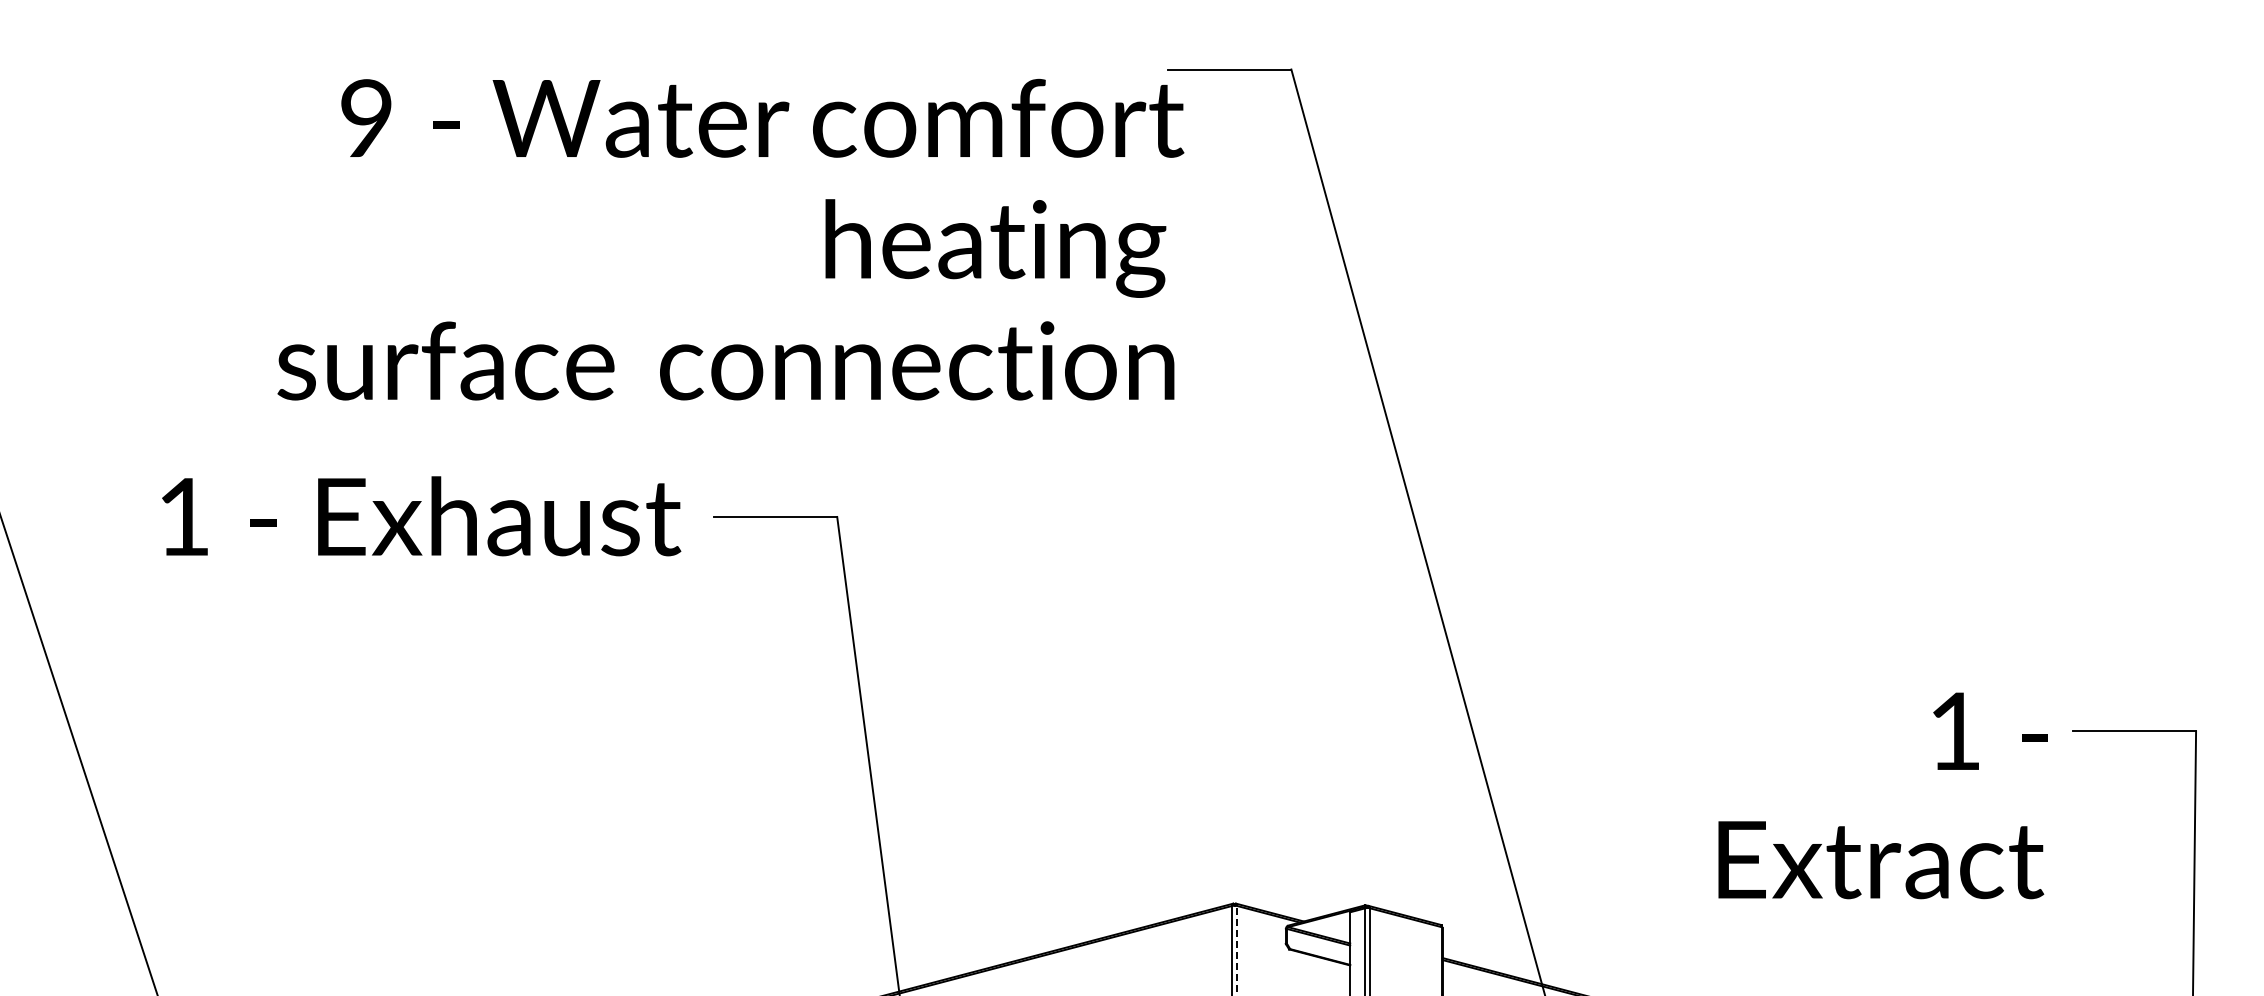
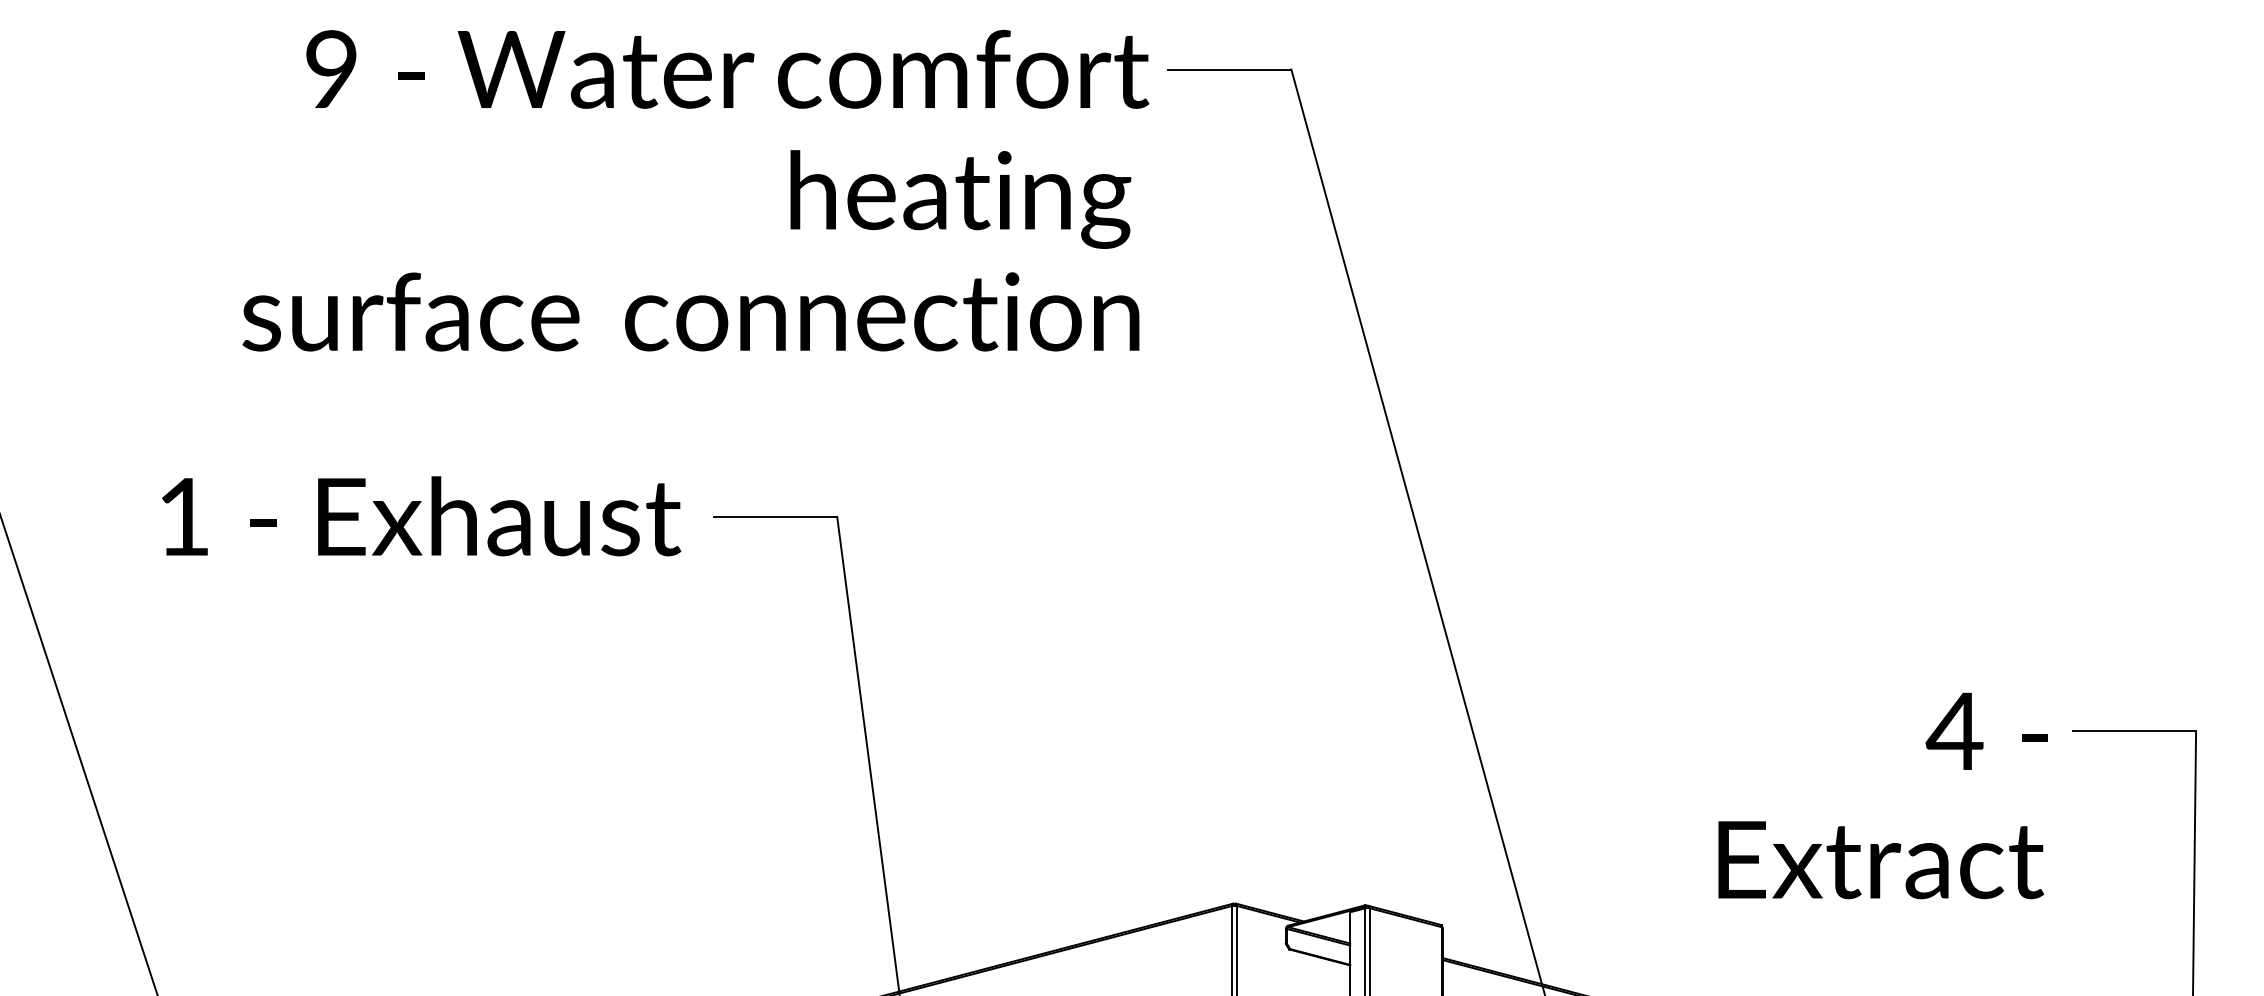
text position: (730, 239) -> (695, 190) (695, 190)
text: 1 -> 4 (1954, 730)
line: dashed -> solid (1236, 950)
